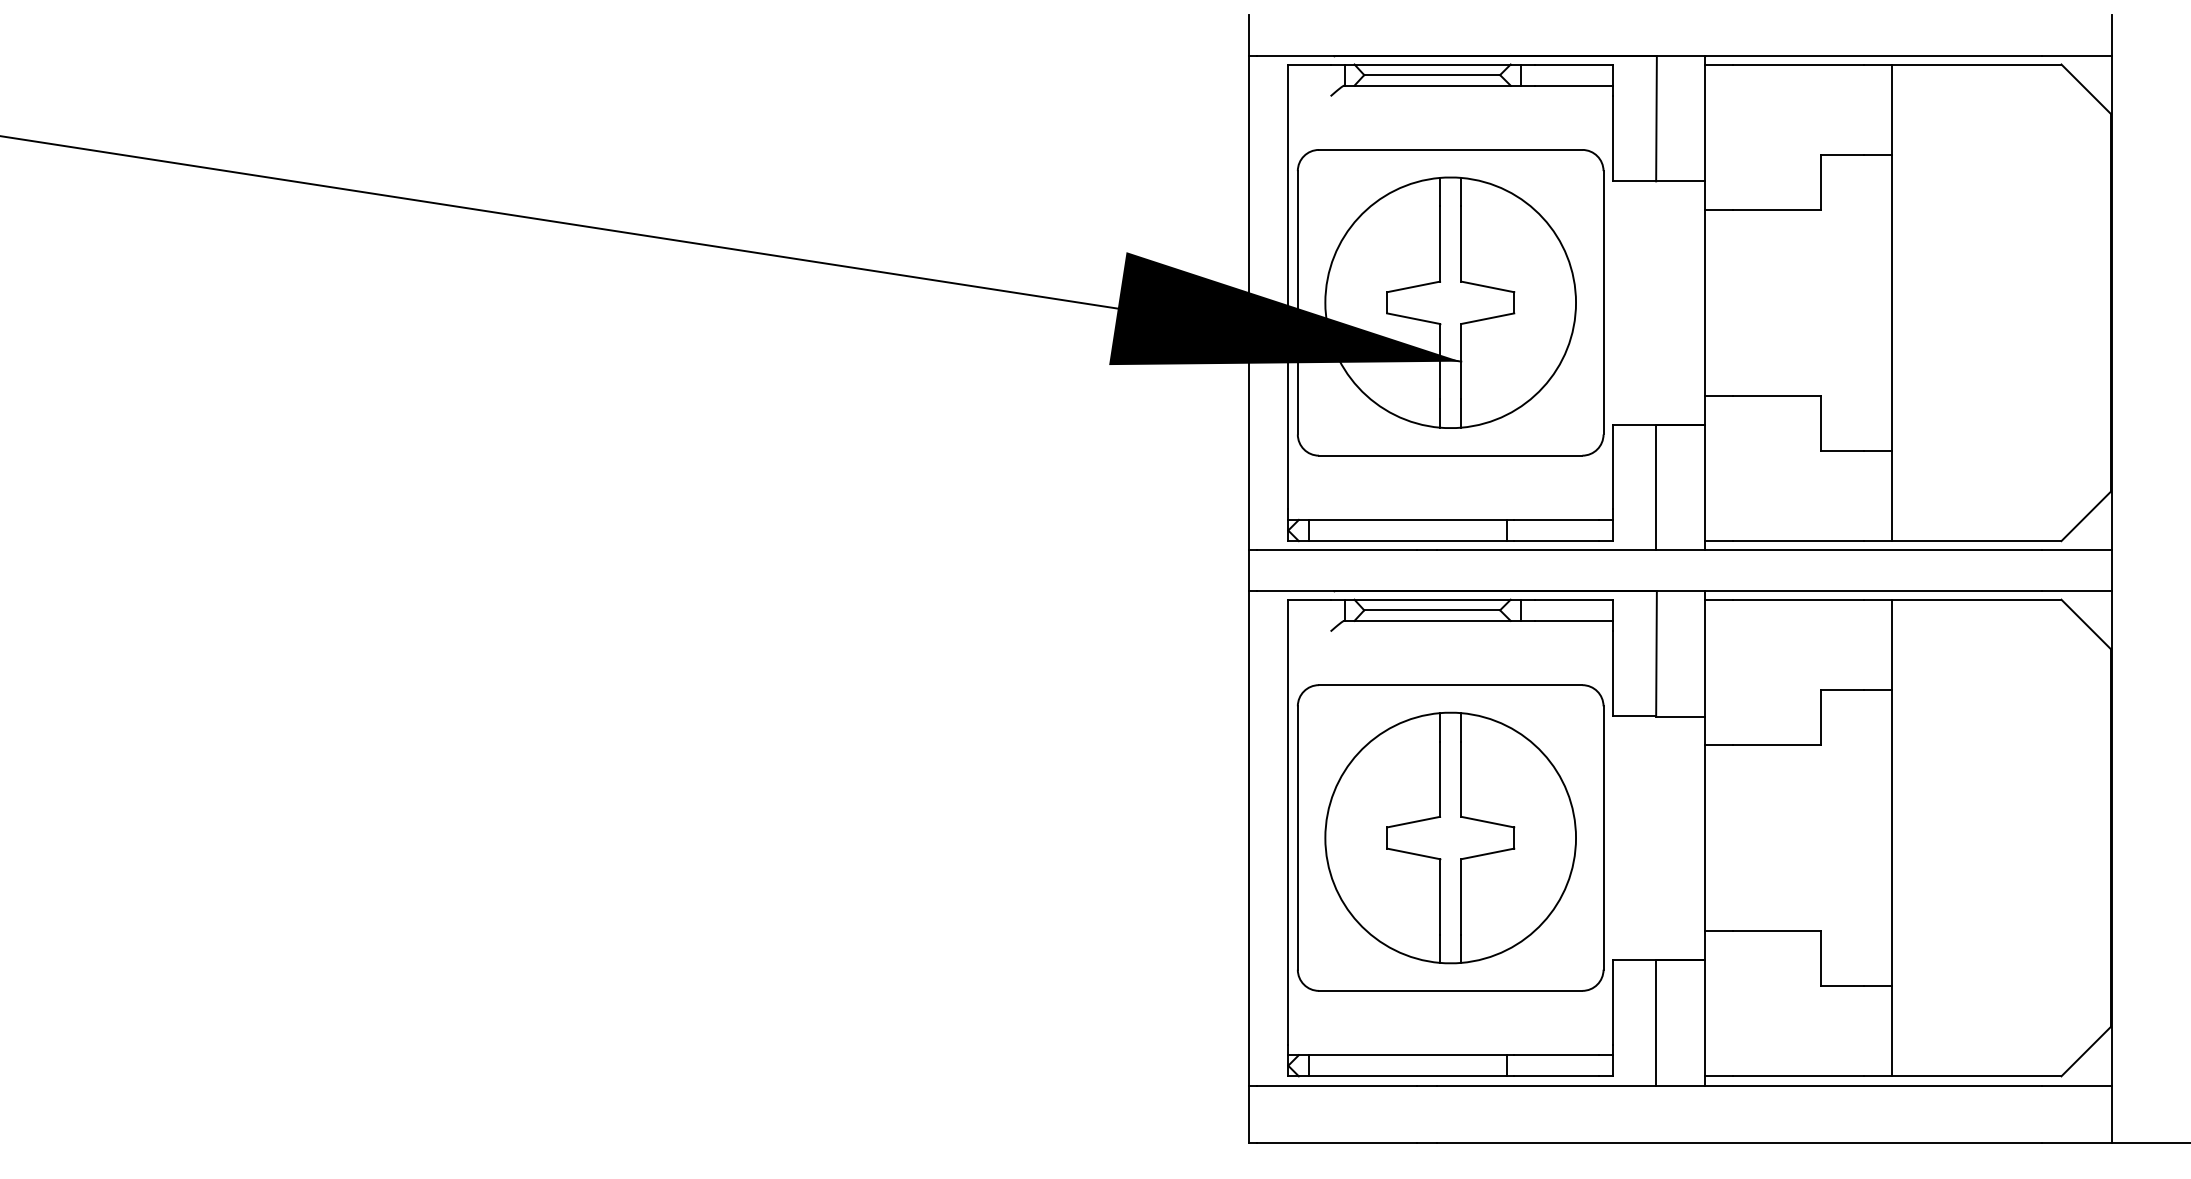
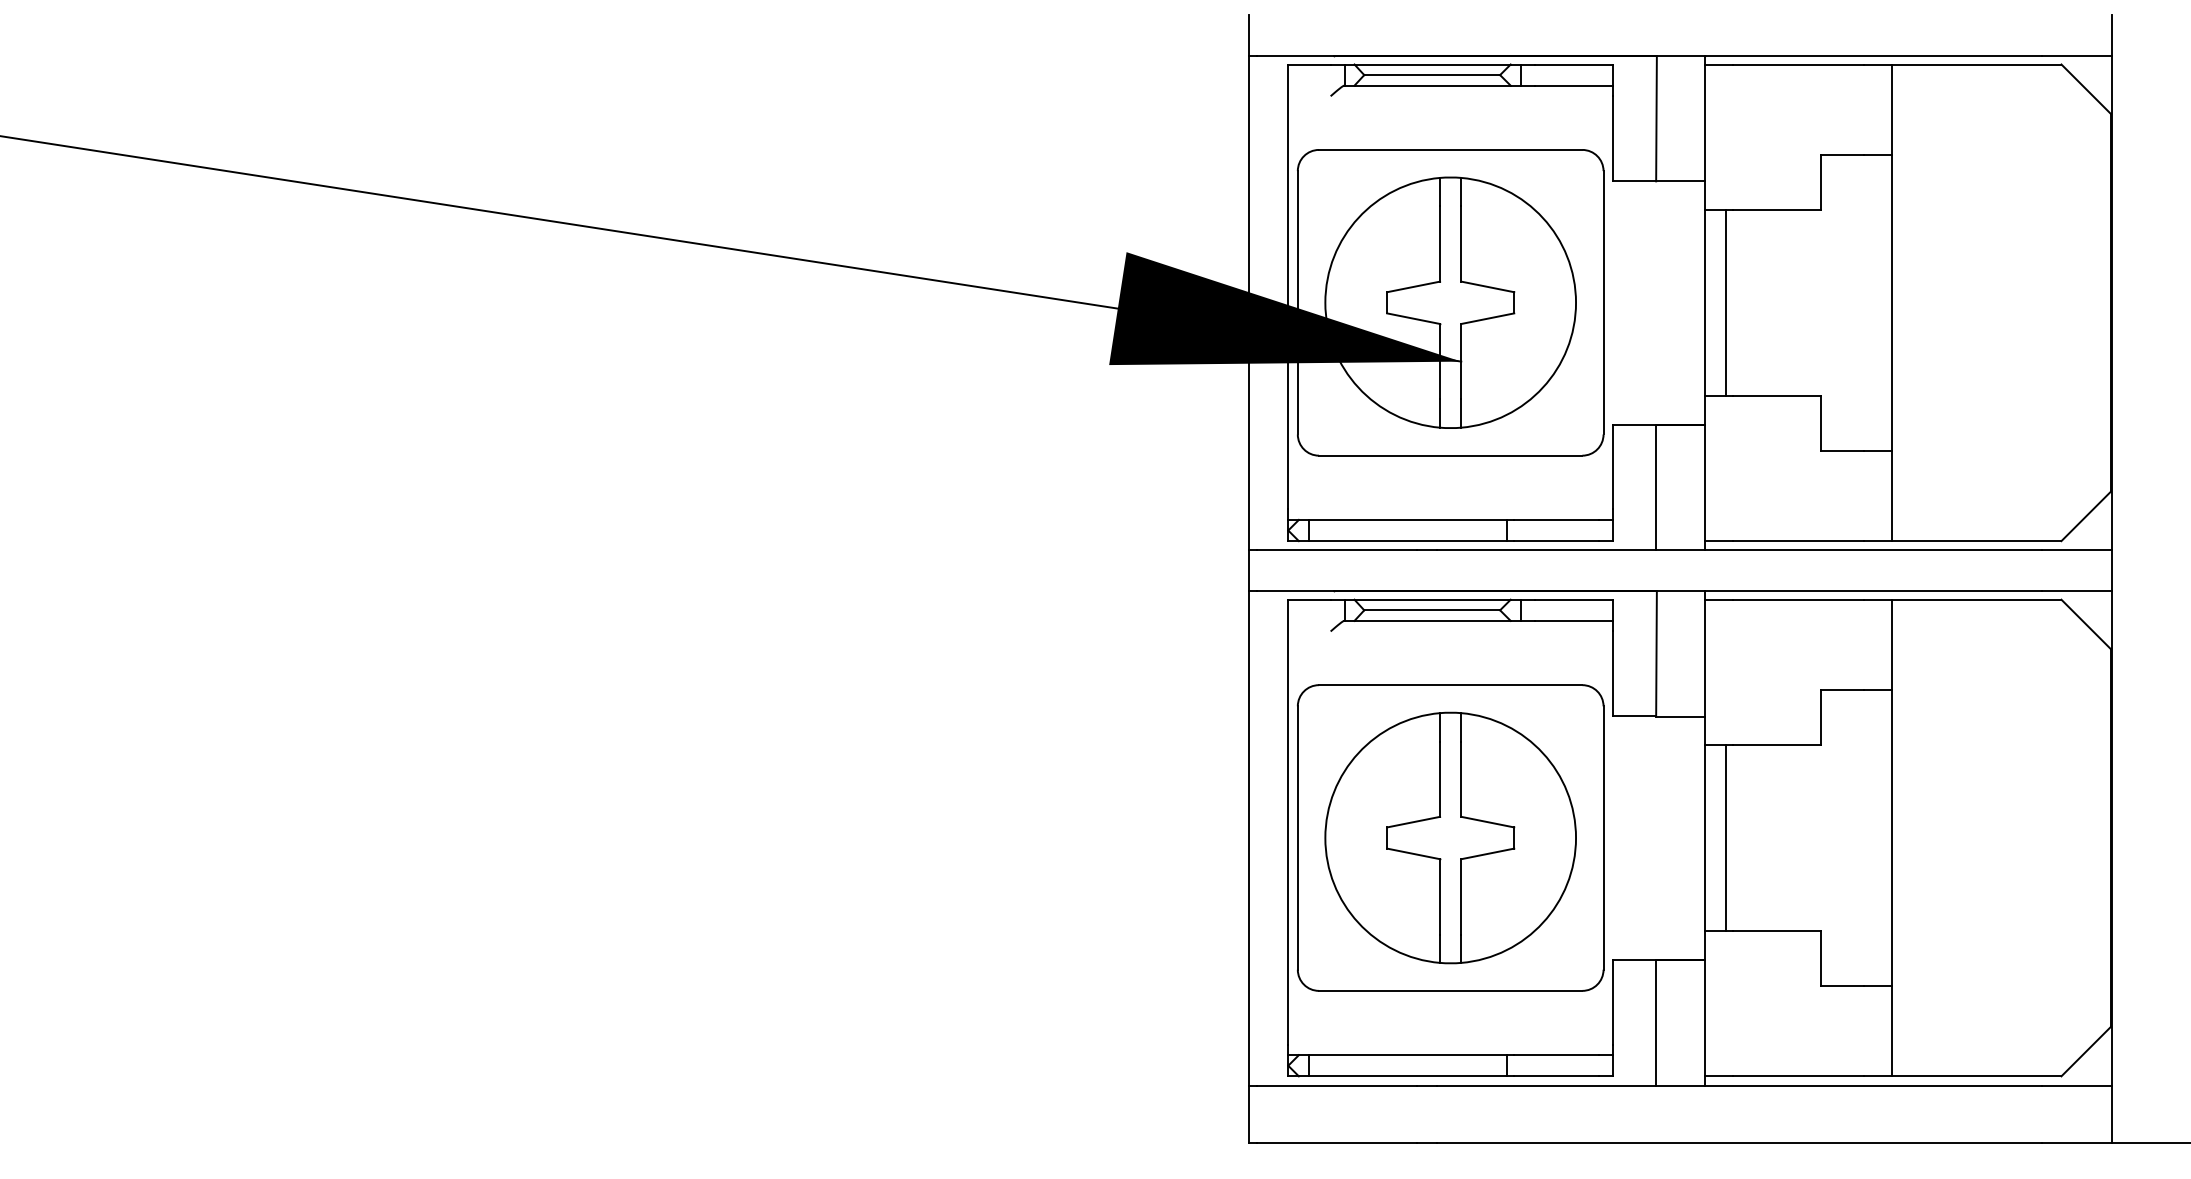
line: none -> present (1726, 302)
line: none -> present (1726, 837)
